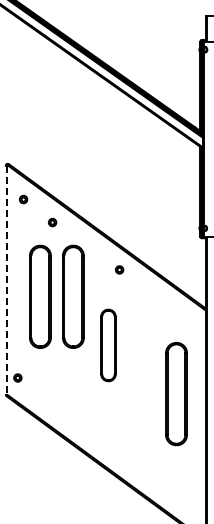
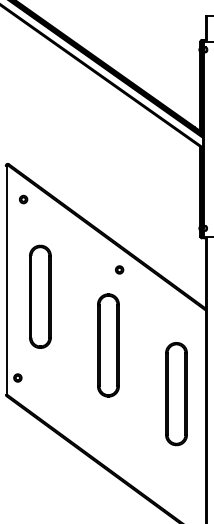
part: present -> none (52, 222)
line: dashed -> solid (7, 280)
part: present -> none (73, 296)
part size: 17x75 px -> 23x105 px (108, 345)
